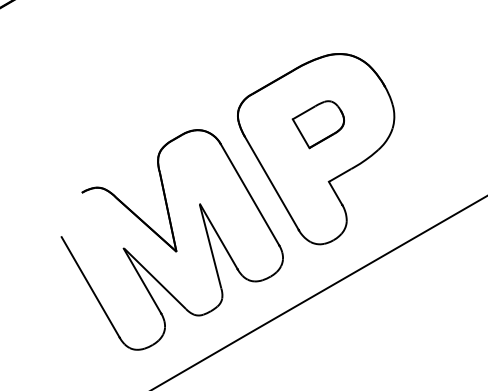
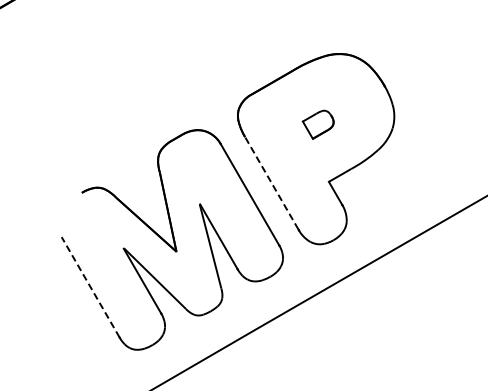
part size: 54x50 px -> 34x31 px (317, 124)
line: solid -> dashed (271, 182)
line: solid -> dashed (90, 287)
